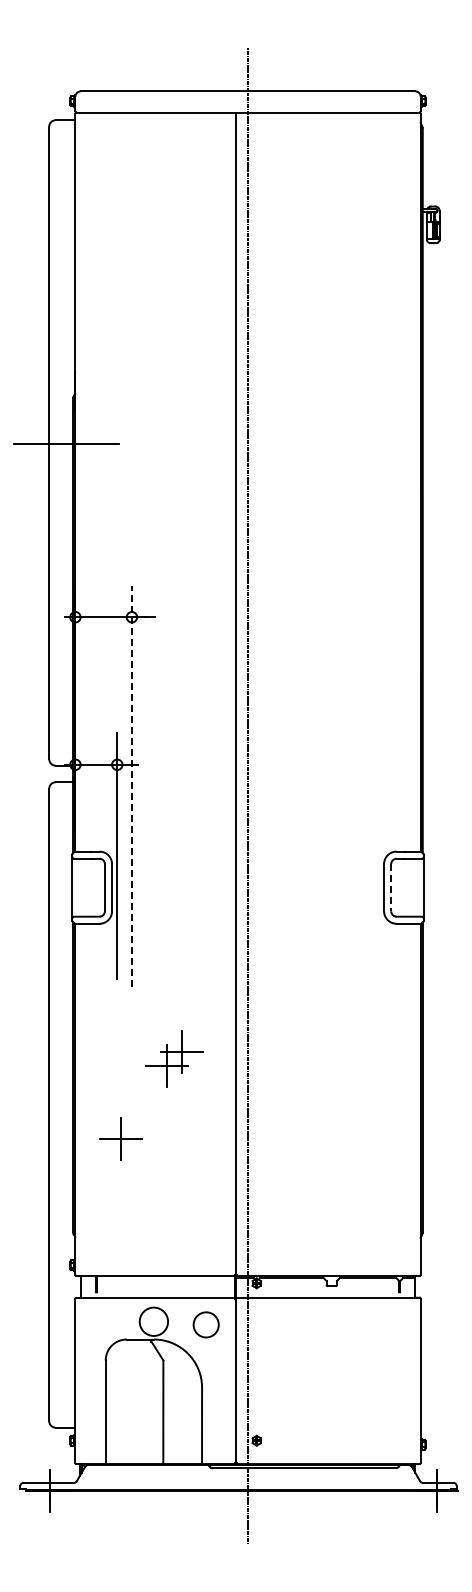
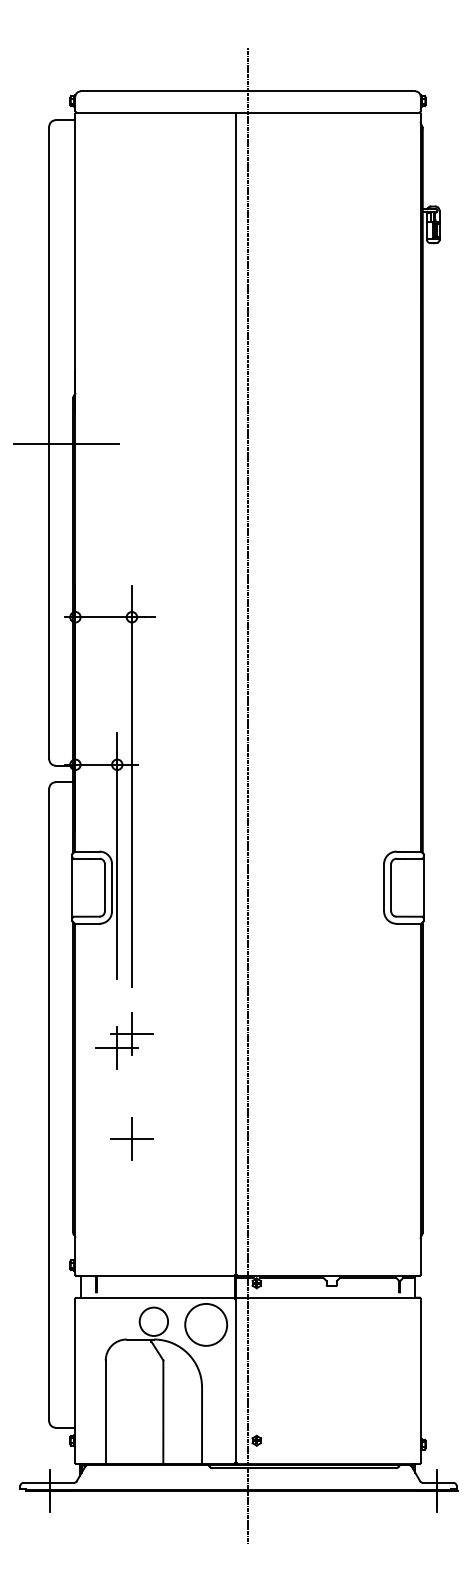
line: dashed -> solid (131, 786)
line: dashed -> solid (391, 887)
part position: (174, 1058) -> (124, 1040) (124, 1040)
part position: (120, 1138) -> (131, 1138) (131, 1138)
circle diameter: 25 px -> 42 px (206, 1324)
